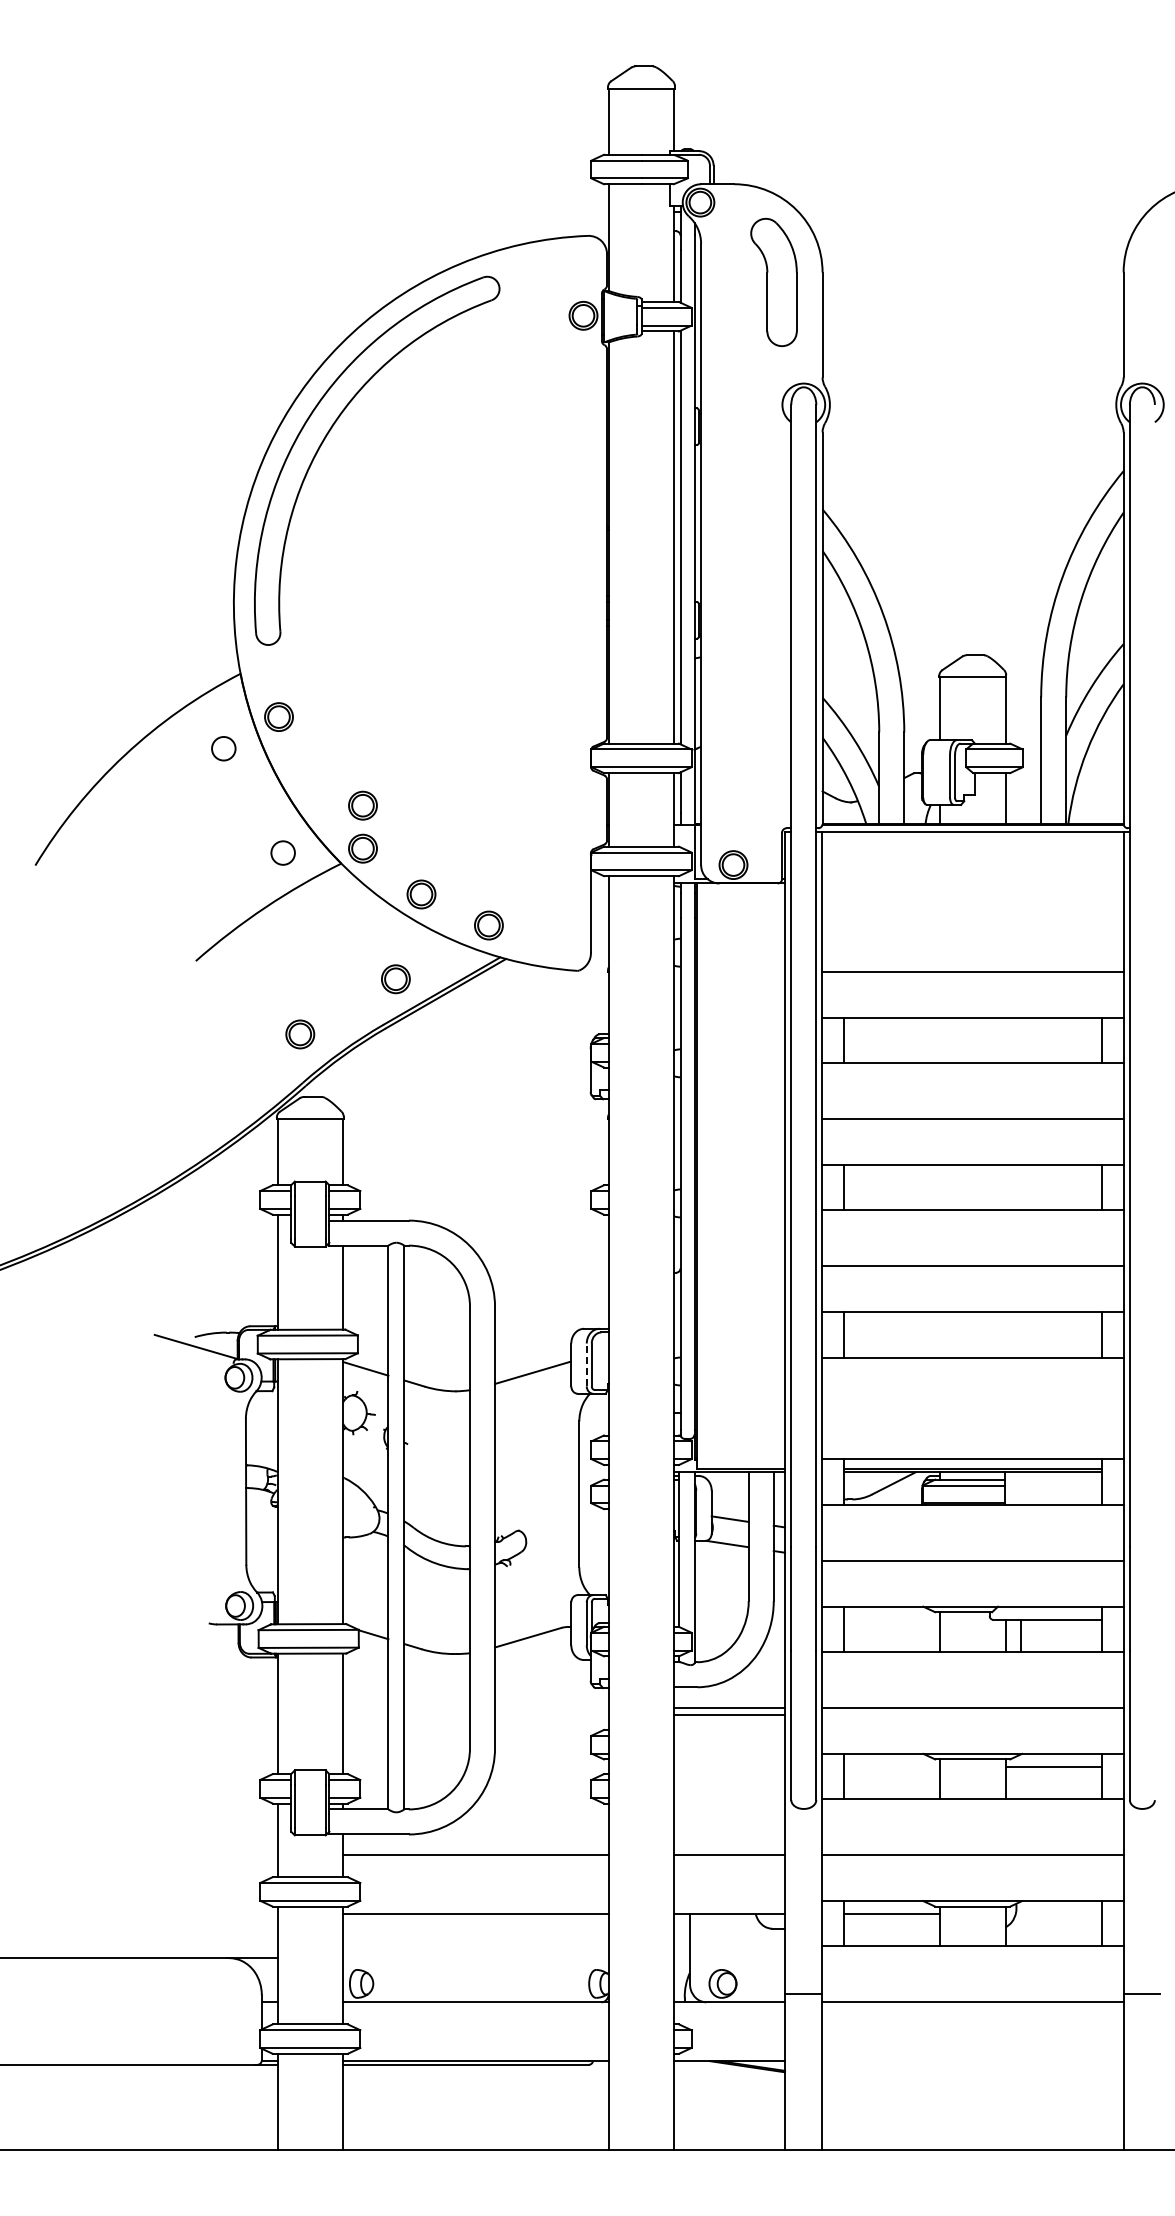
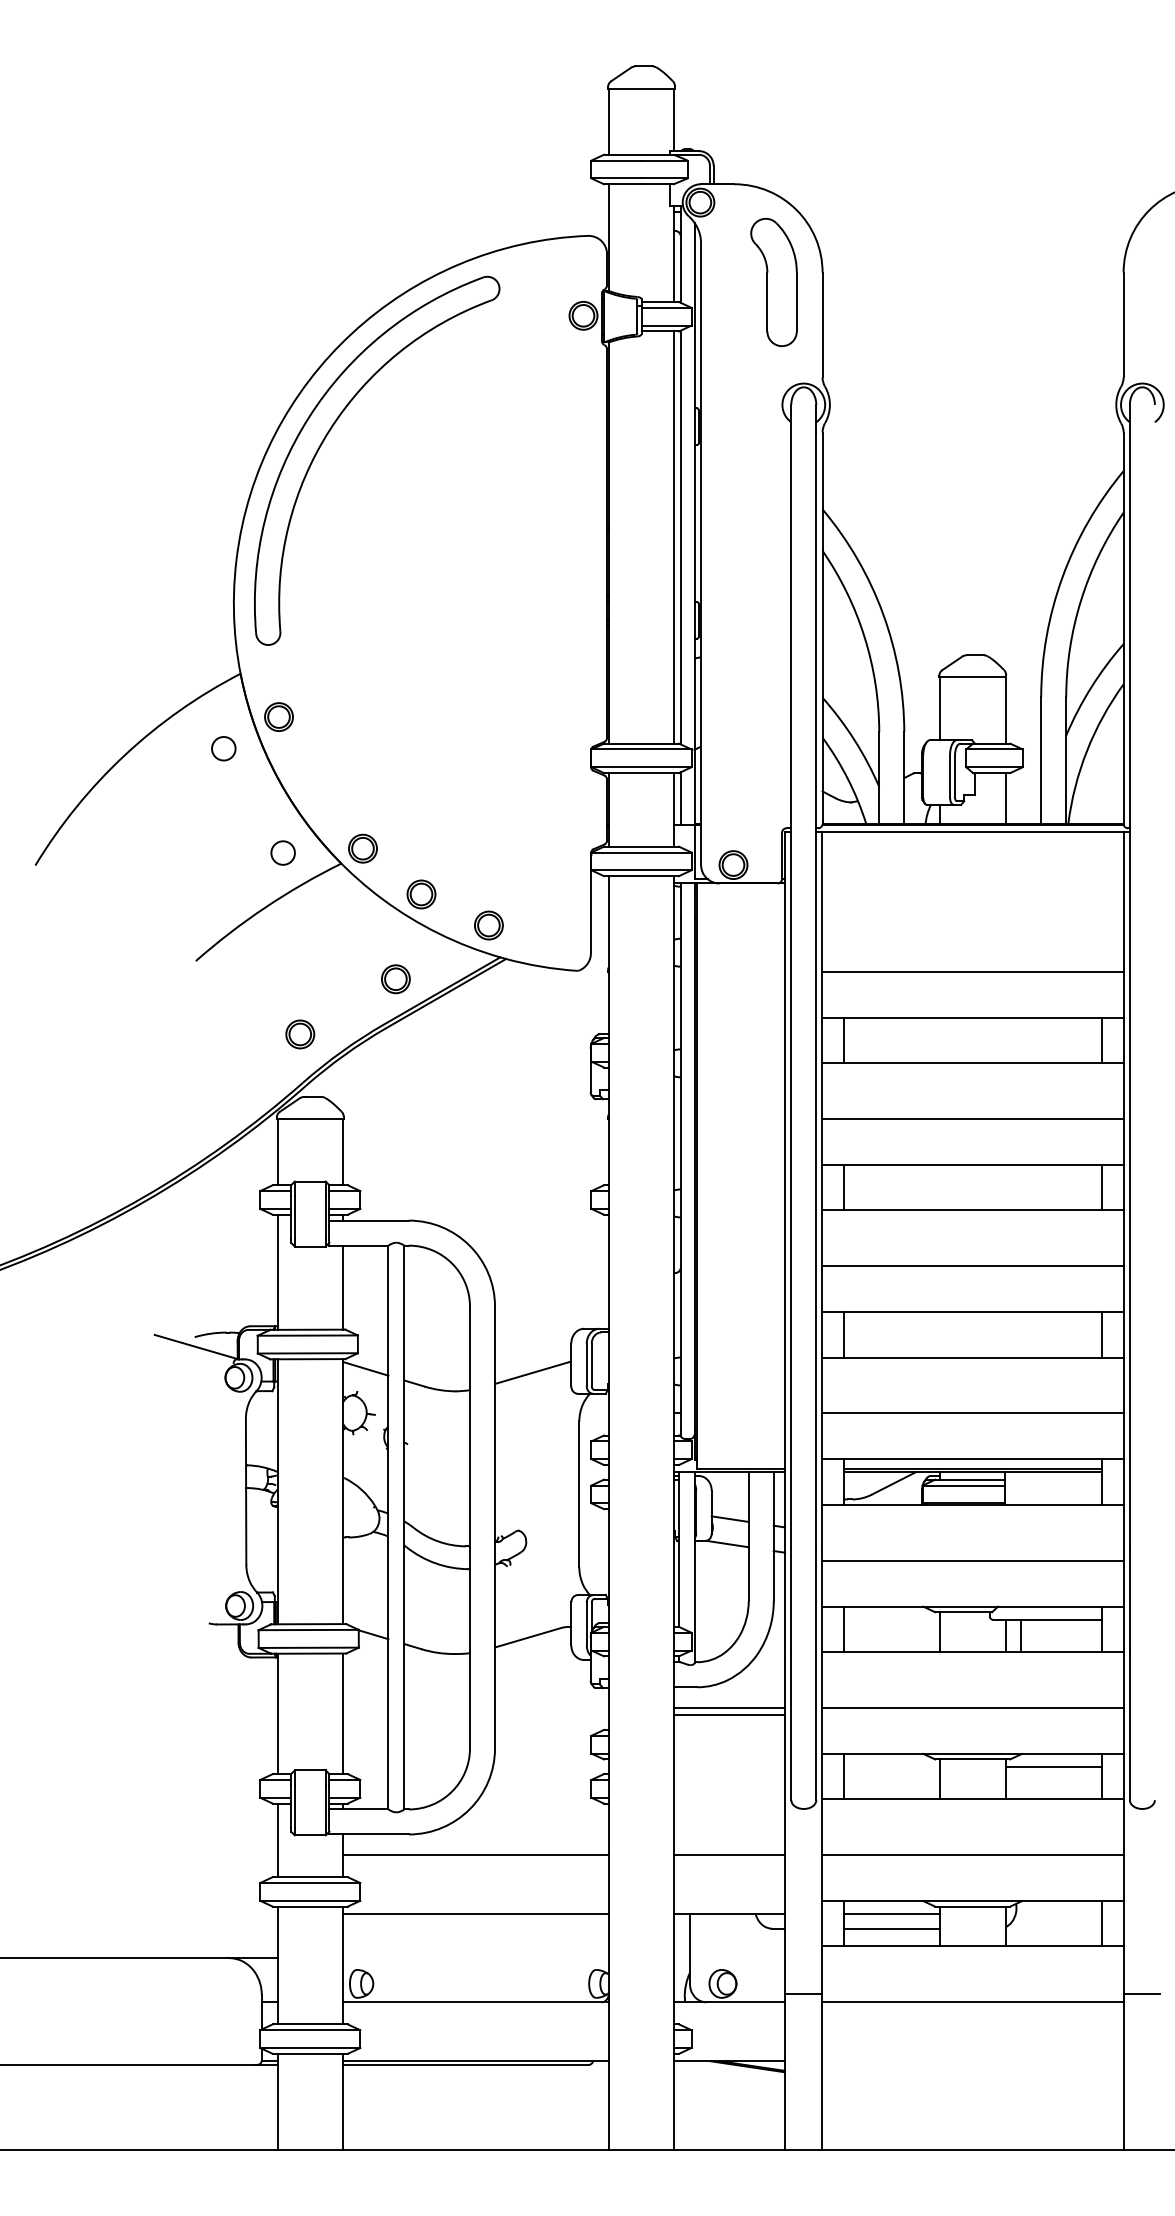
part: present -> none (362, 805)
line: dashed -> solid (586, 1364)
line: none -> present (972, 1413)
line: none -> present (891, 1928)
